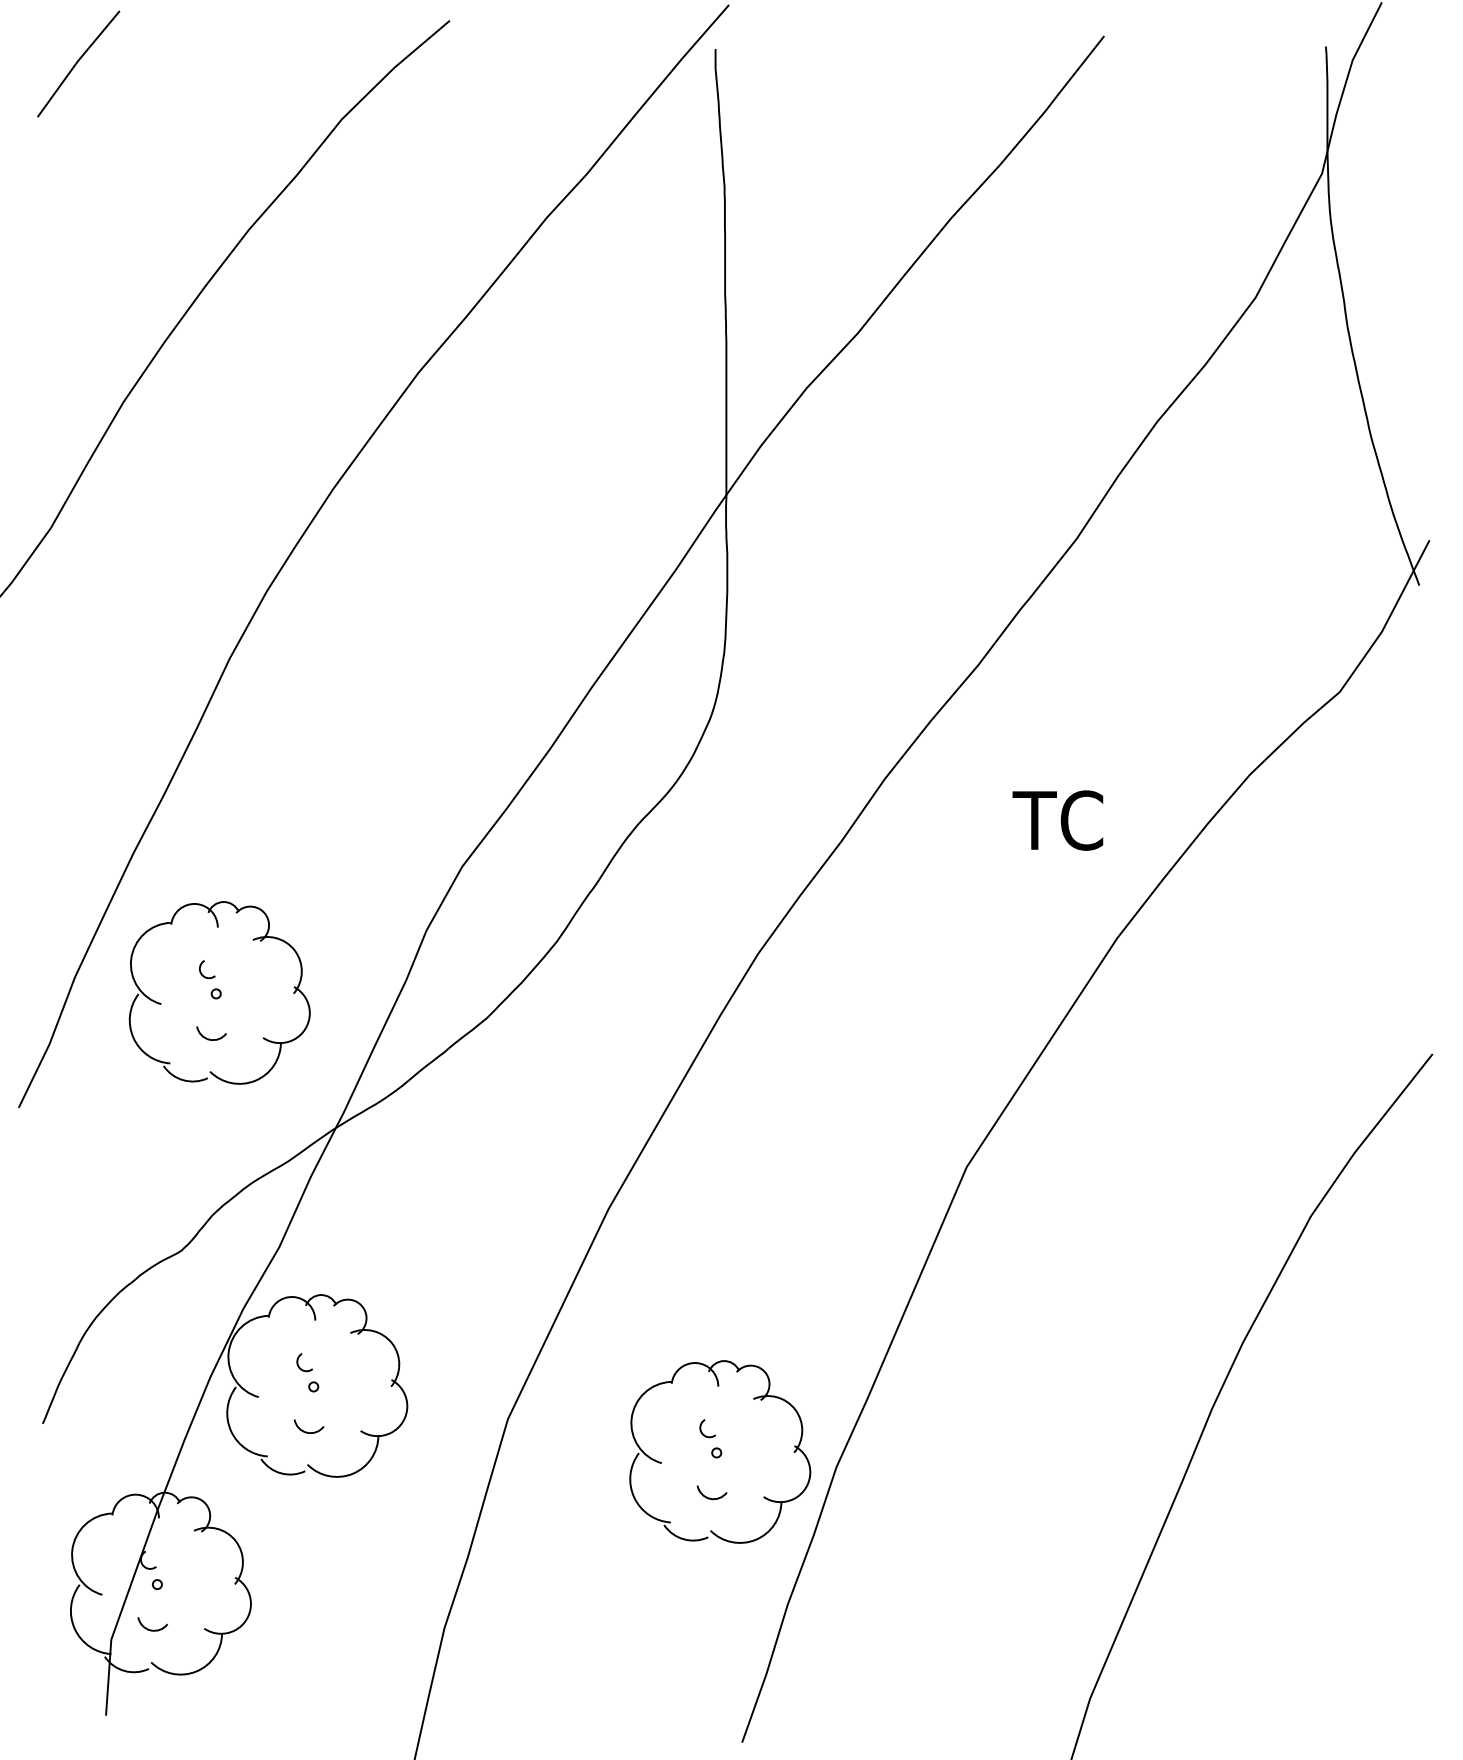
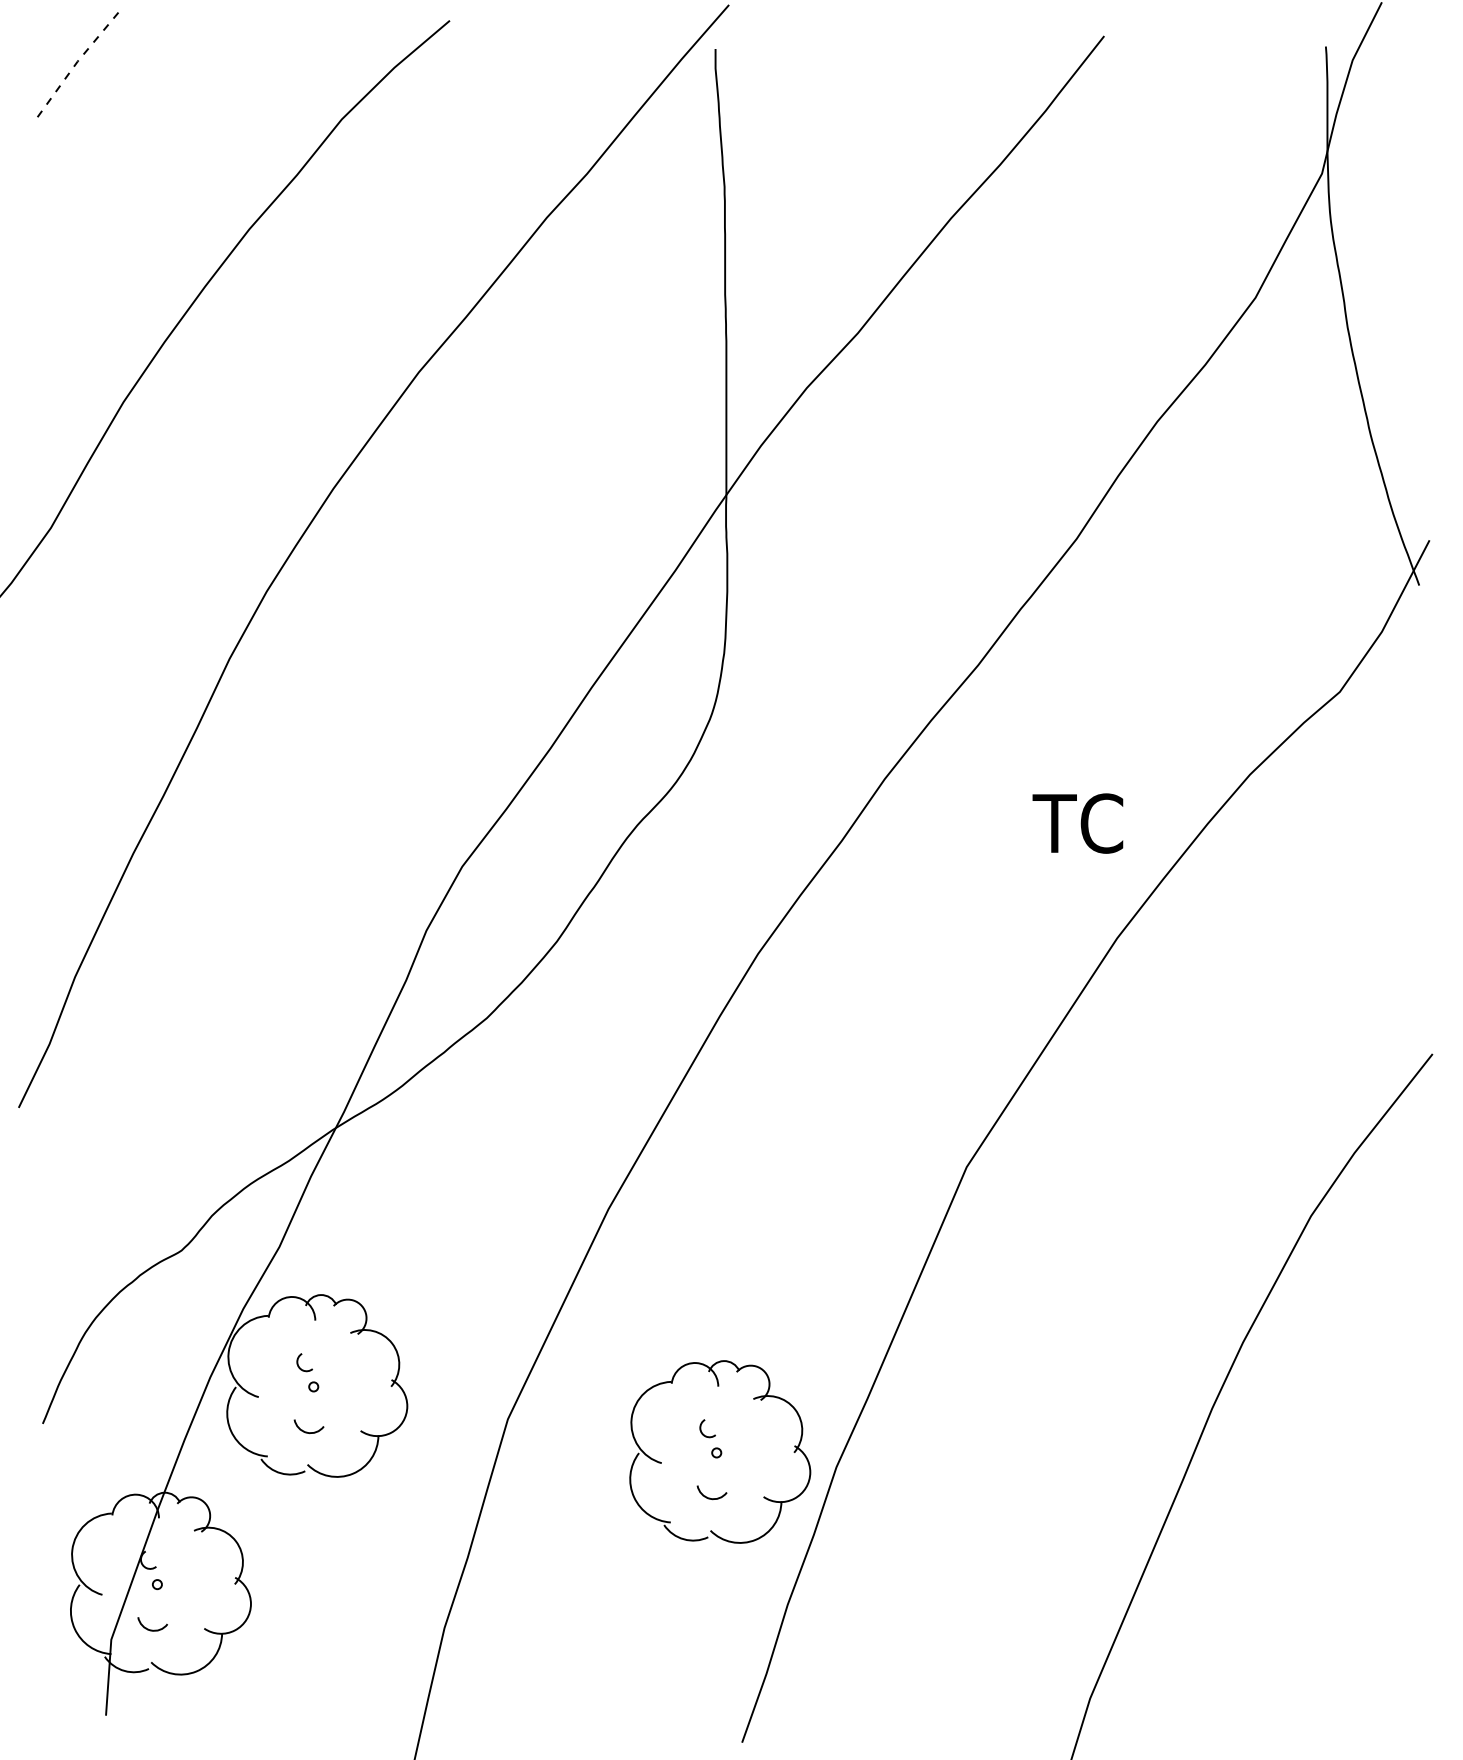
line: solid -> dashed (77, 62)
text position: (1057, 820) -> (1077, 823) (1077, 823)
part: present -> none (219, 992)
